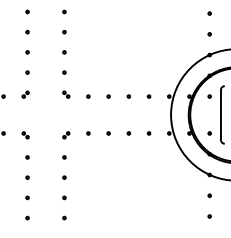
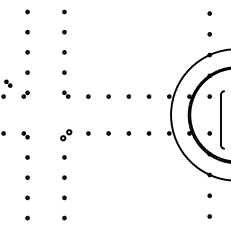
part: none -> present (8, 83)
part position: (222, 114) -> (222, 119) (222, 119)
part size: 9x9 px -> 13x13 px (66, 135)
